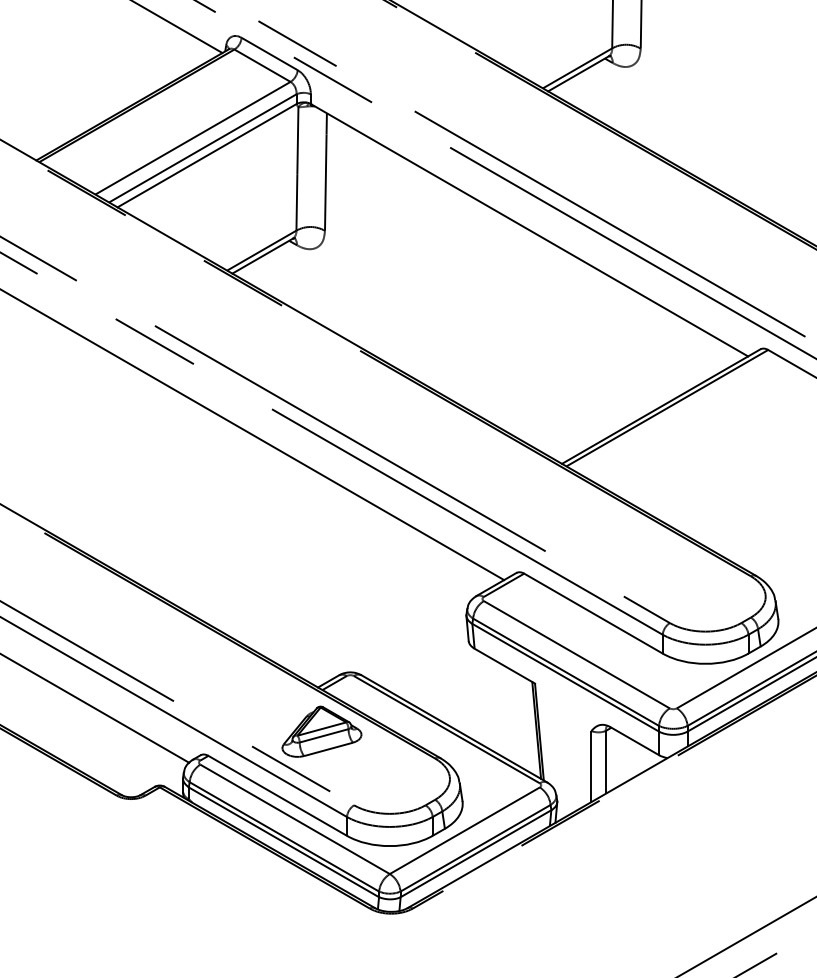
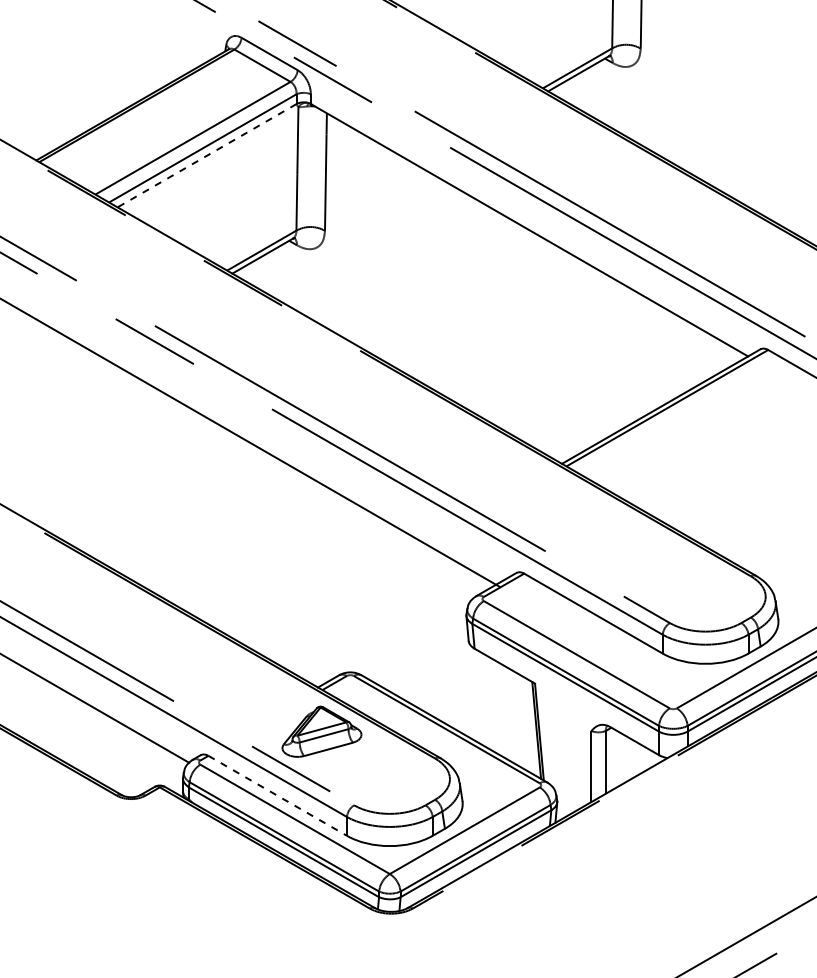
line: present -> none (178, 27)
line: solid -> dashed (206, 155)
line position: (253, 435) -> (251, 443) (251, 443)
line: solid -> dashed (277, 795)
